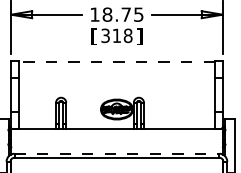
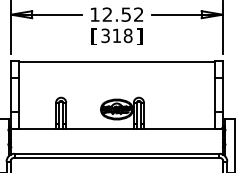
text: 18.75 -> 12.52 (122, 14)
line: dashed -> solid (116, 61)
line: dashed -> solid (117, 153)
